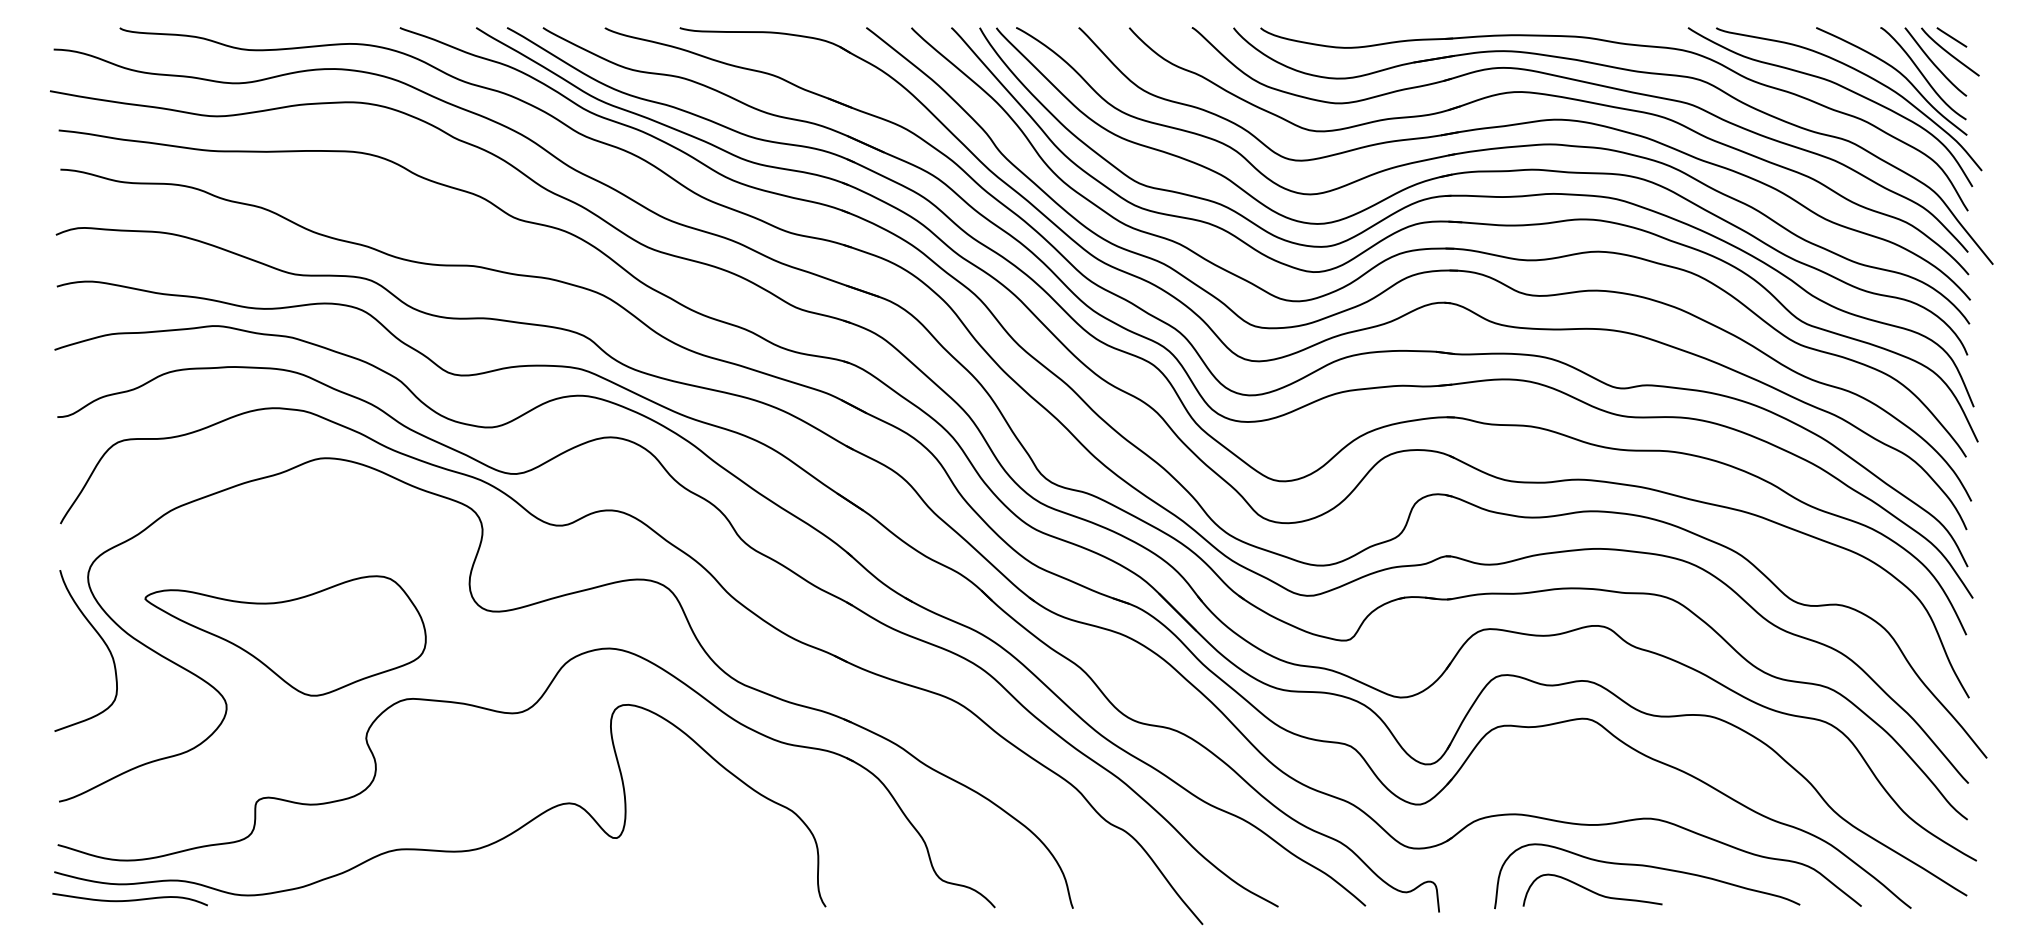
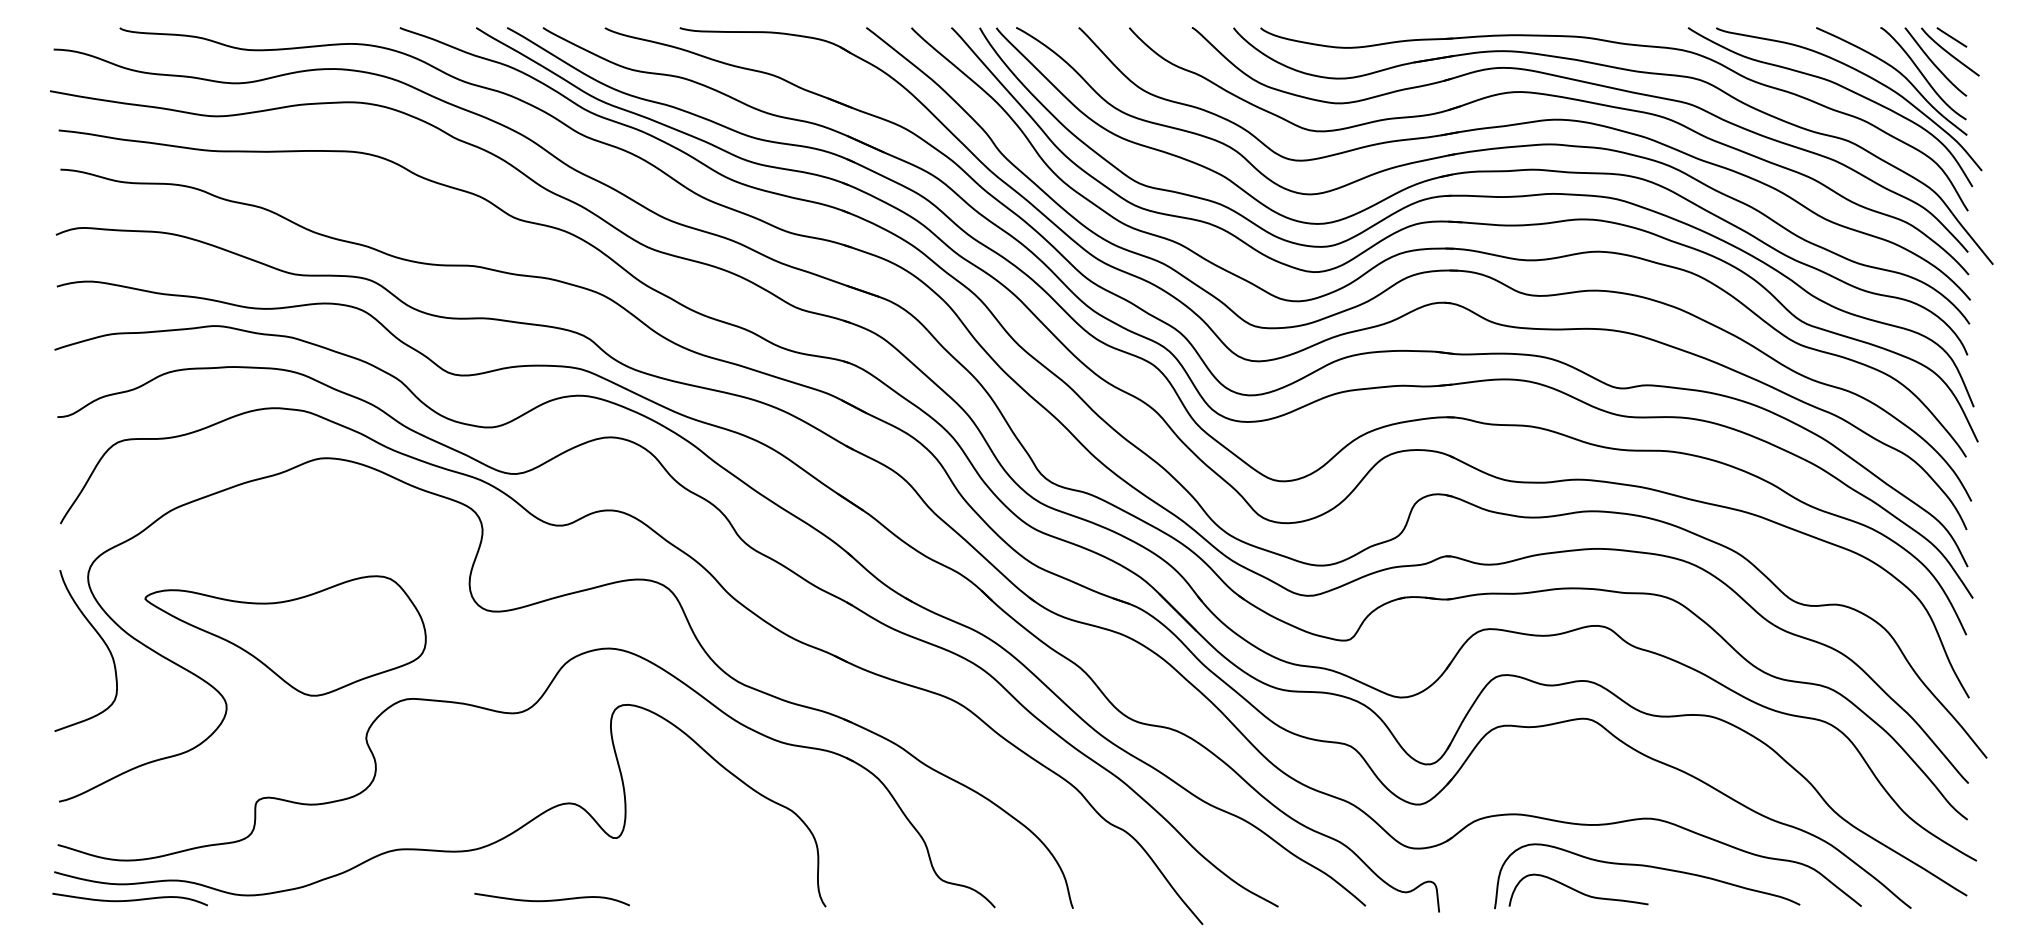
curve position: (1592, 890) -> (1578, 890) (1578, 890)
curve: none -> present (551, 899)
